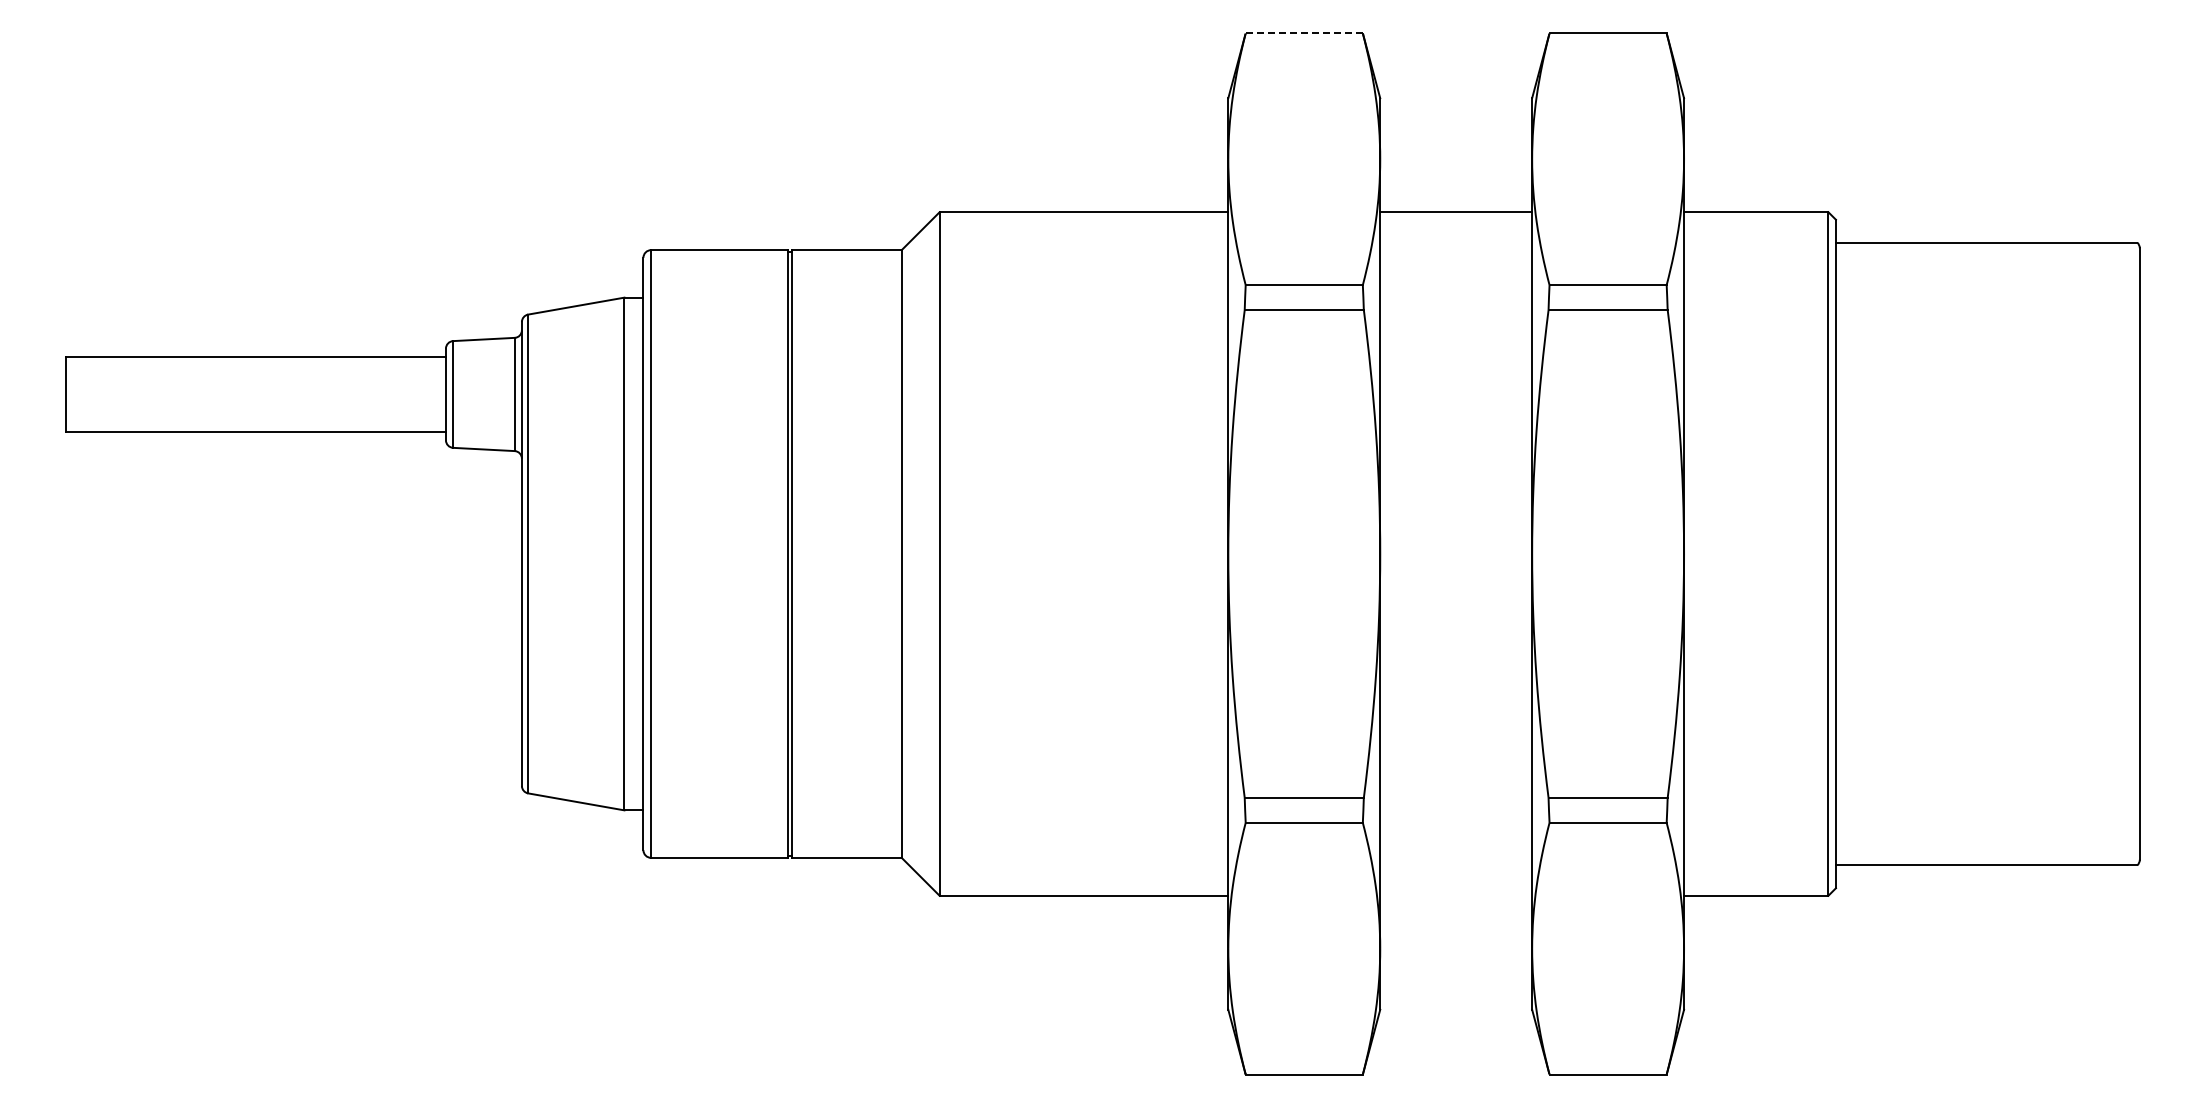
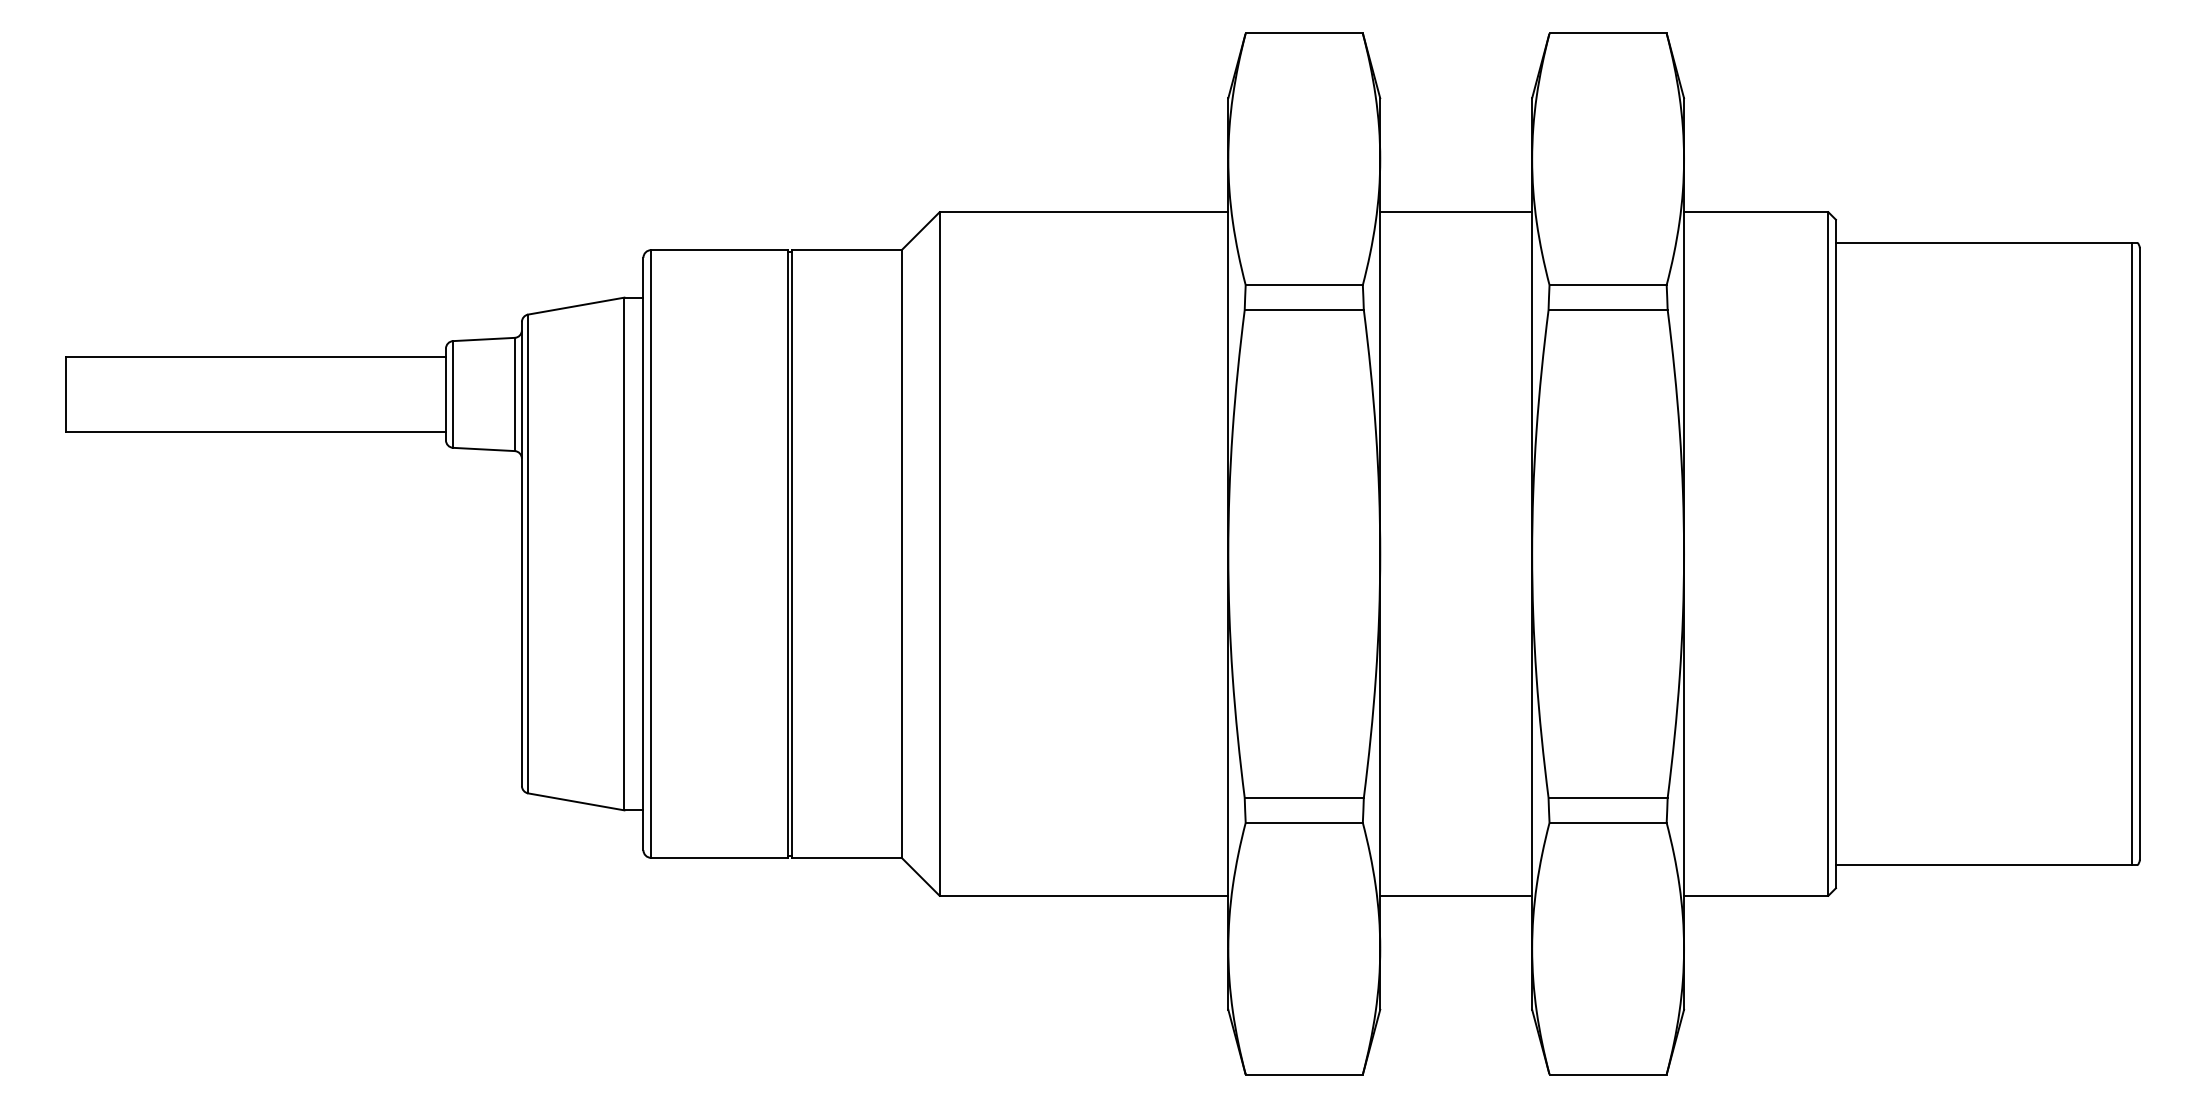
line: dashed -> solid (1304, 33)
line: none -> present (2132, 553)
line: none -> present (1456, 895)
